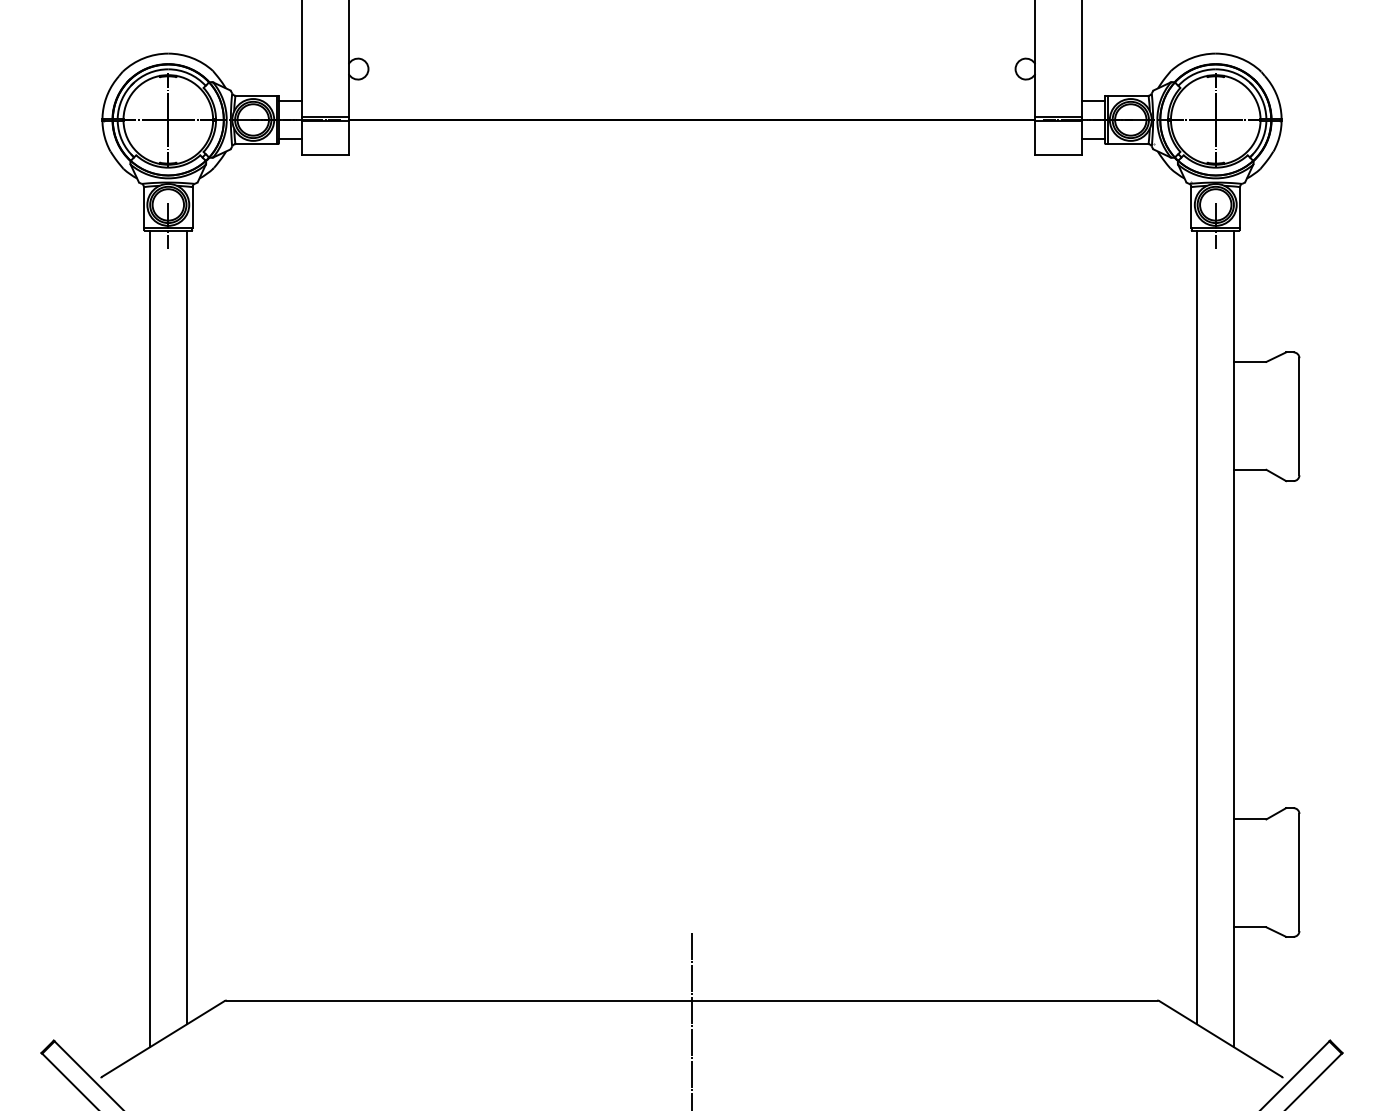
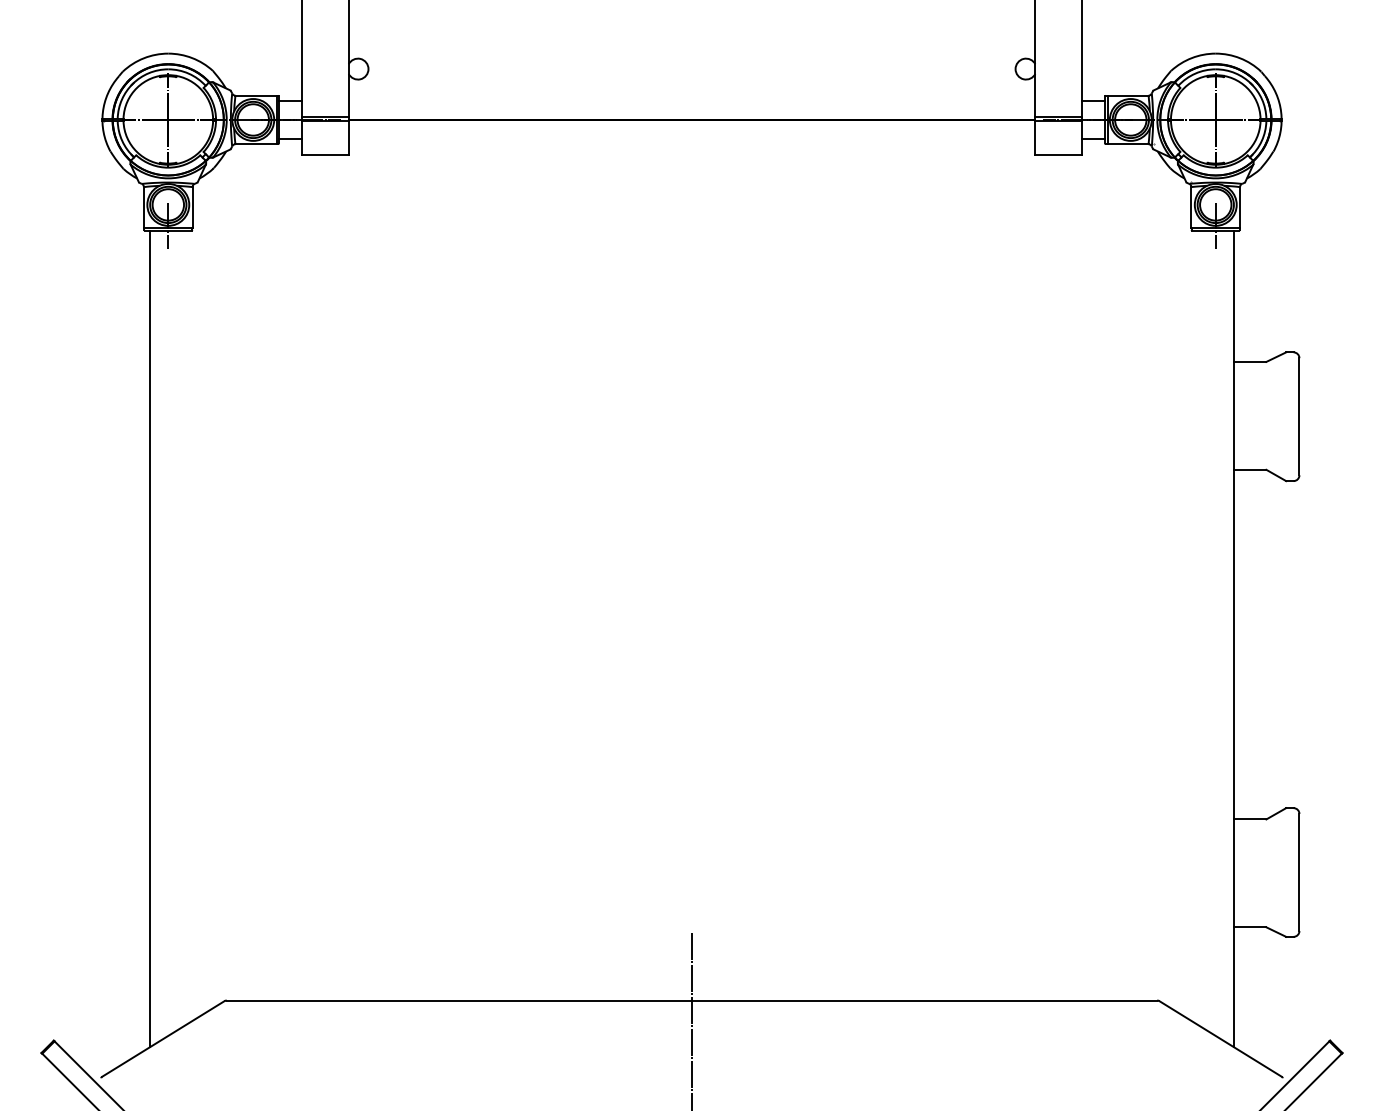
line: present -> none (186, 627)
line: present -> none (1197, 627)
